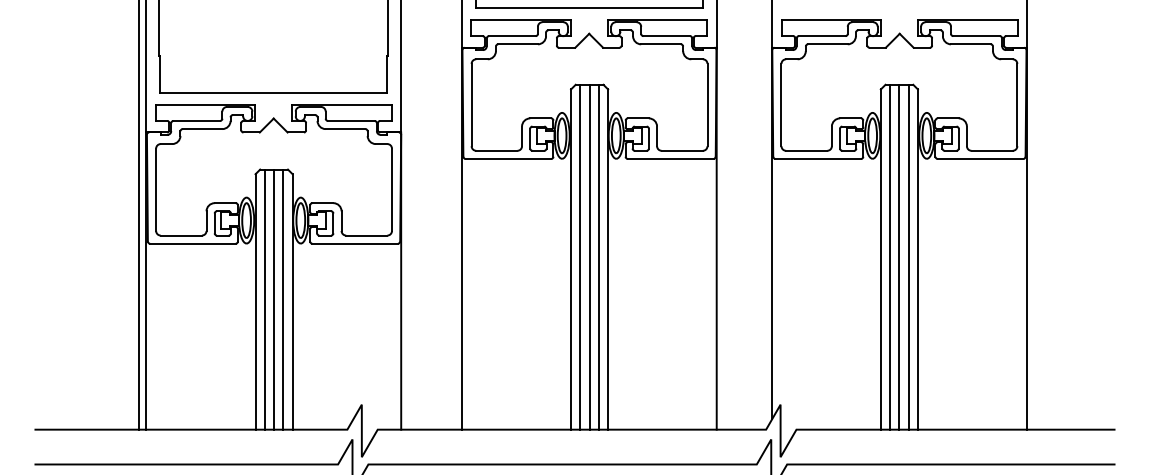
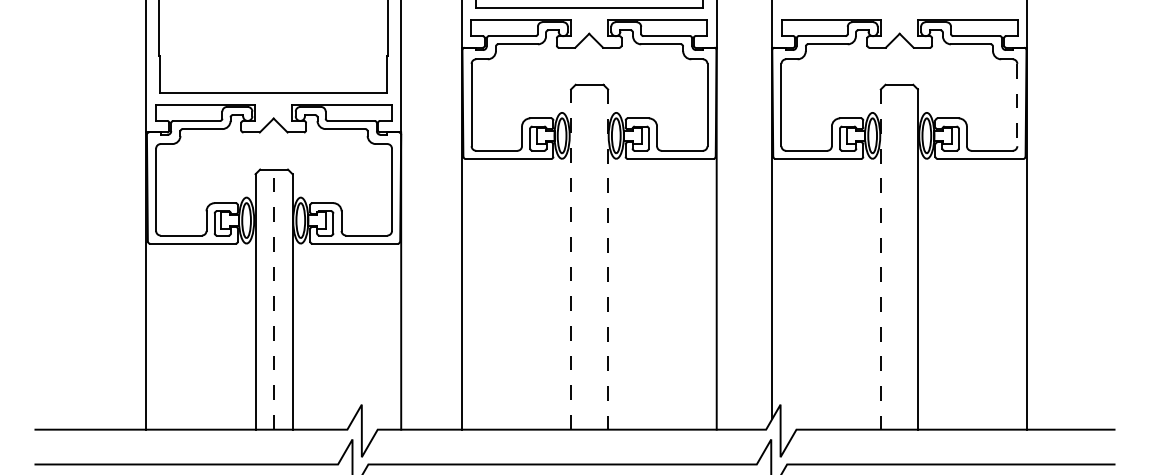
line: solid -> dashed (1017, 105)
line: present -> none (139, 215)
line: present -> none (580, 256)
line: present -> none (589, 256)
line: present -> none (598, 256)
line: present -> none (890, 256)
line: present -> none (899, 256)
line: present -> none (908, 256)
line: solid -> dashed (571, 259)
line: solid -> dashed (608, 260)
line: solid -> dashed (880, 260)
line: present -> none (264, 299)
line: solid -> dashed (274, 299)
line: present -> none (283, 299)
